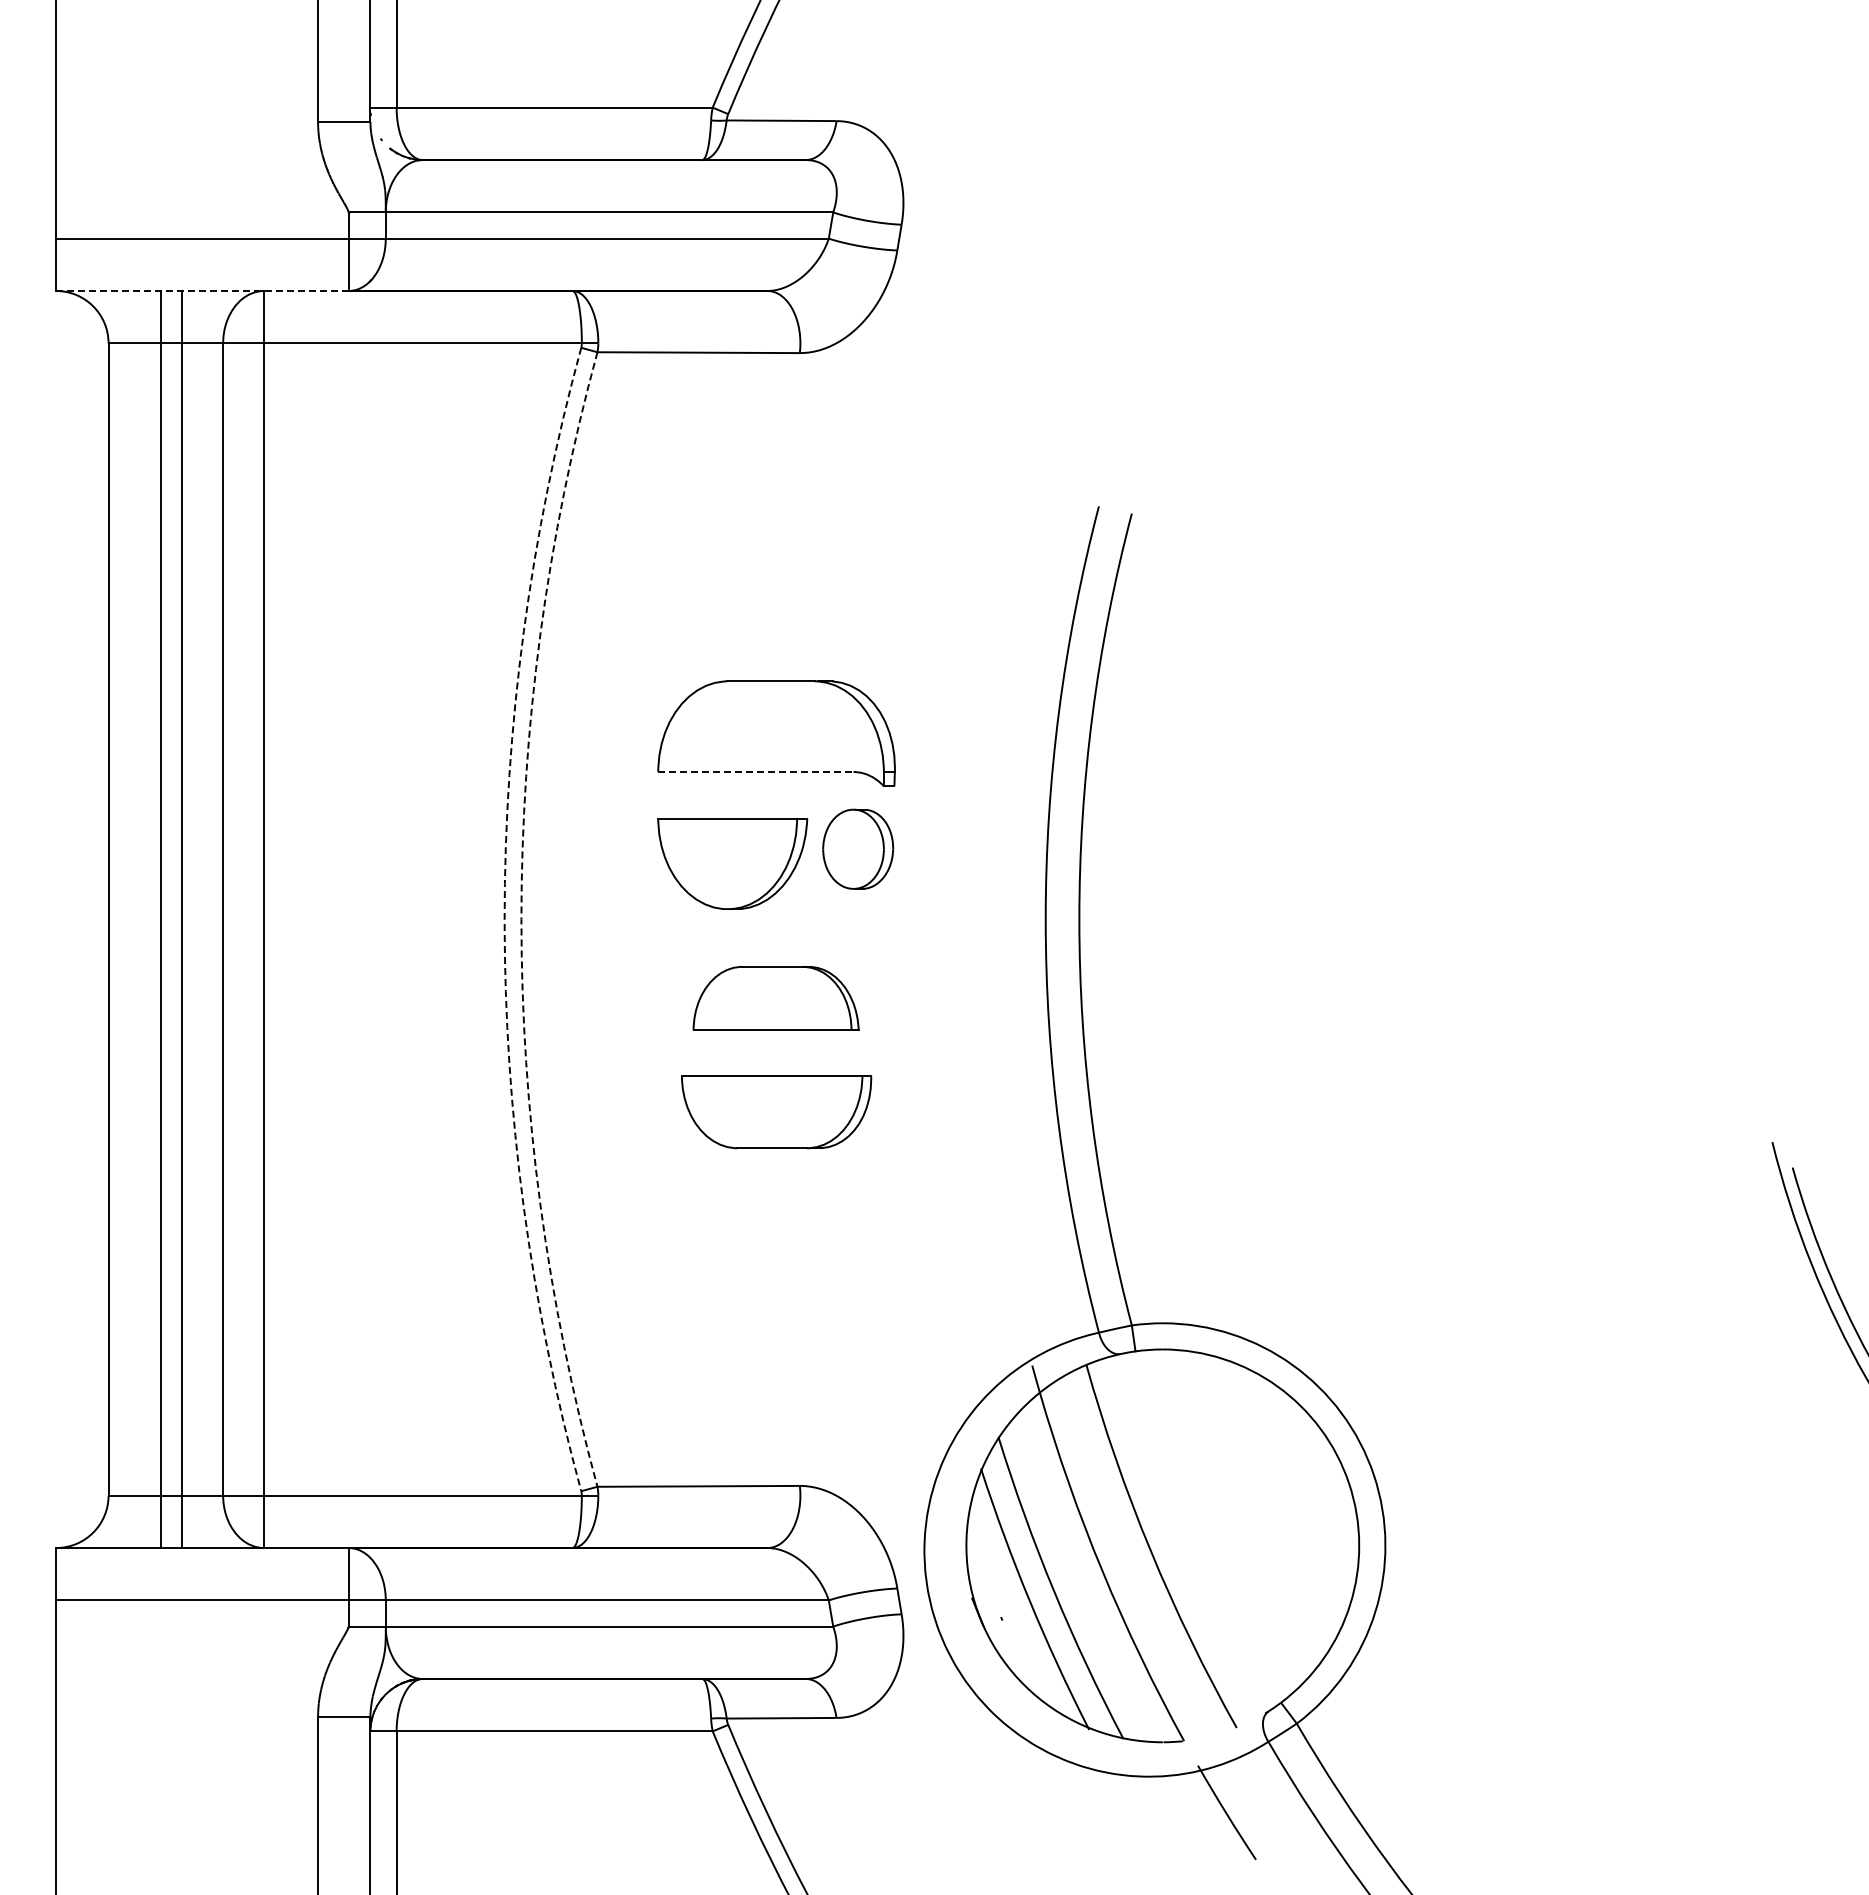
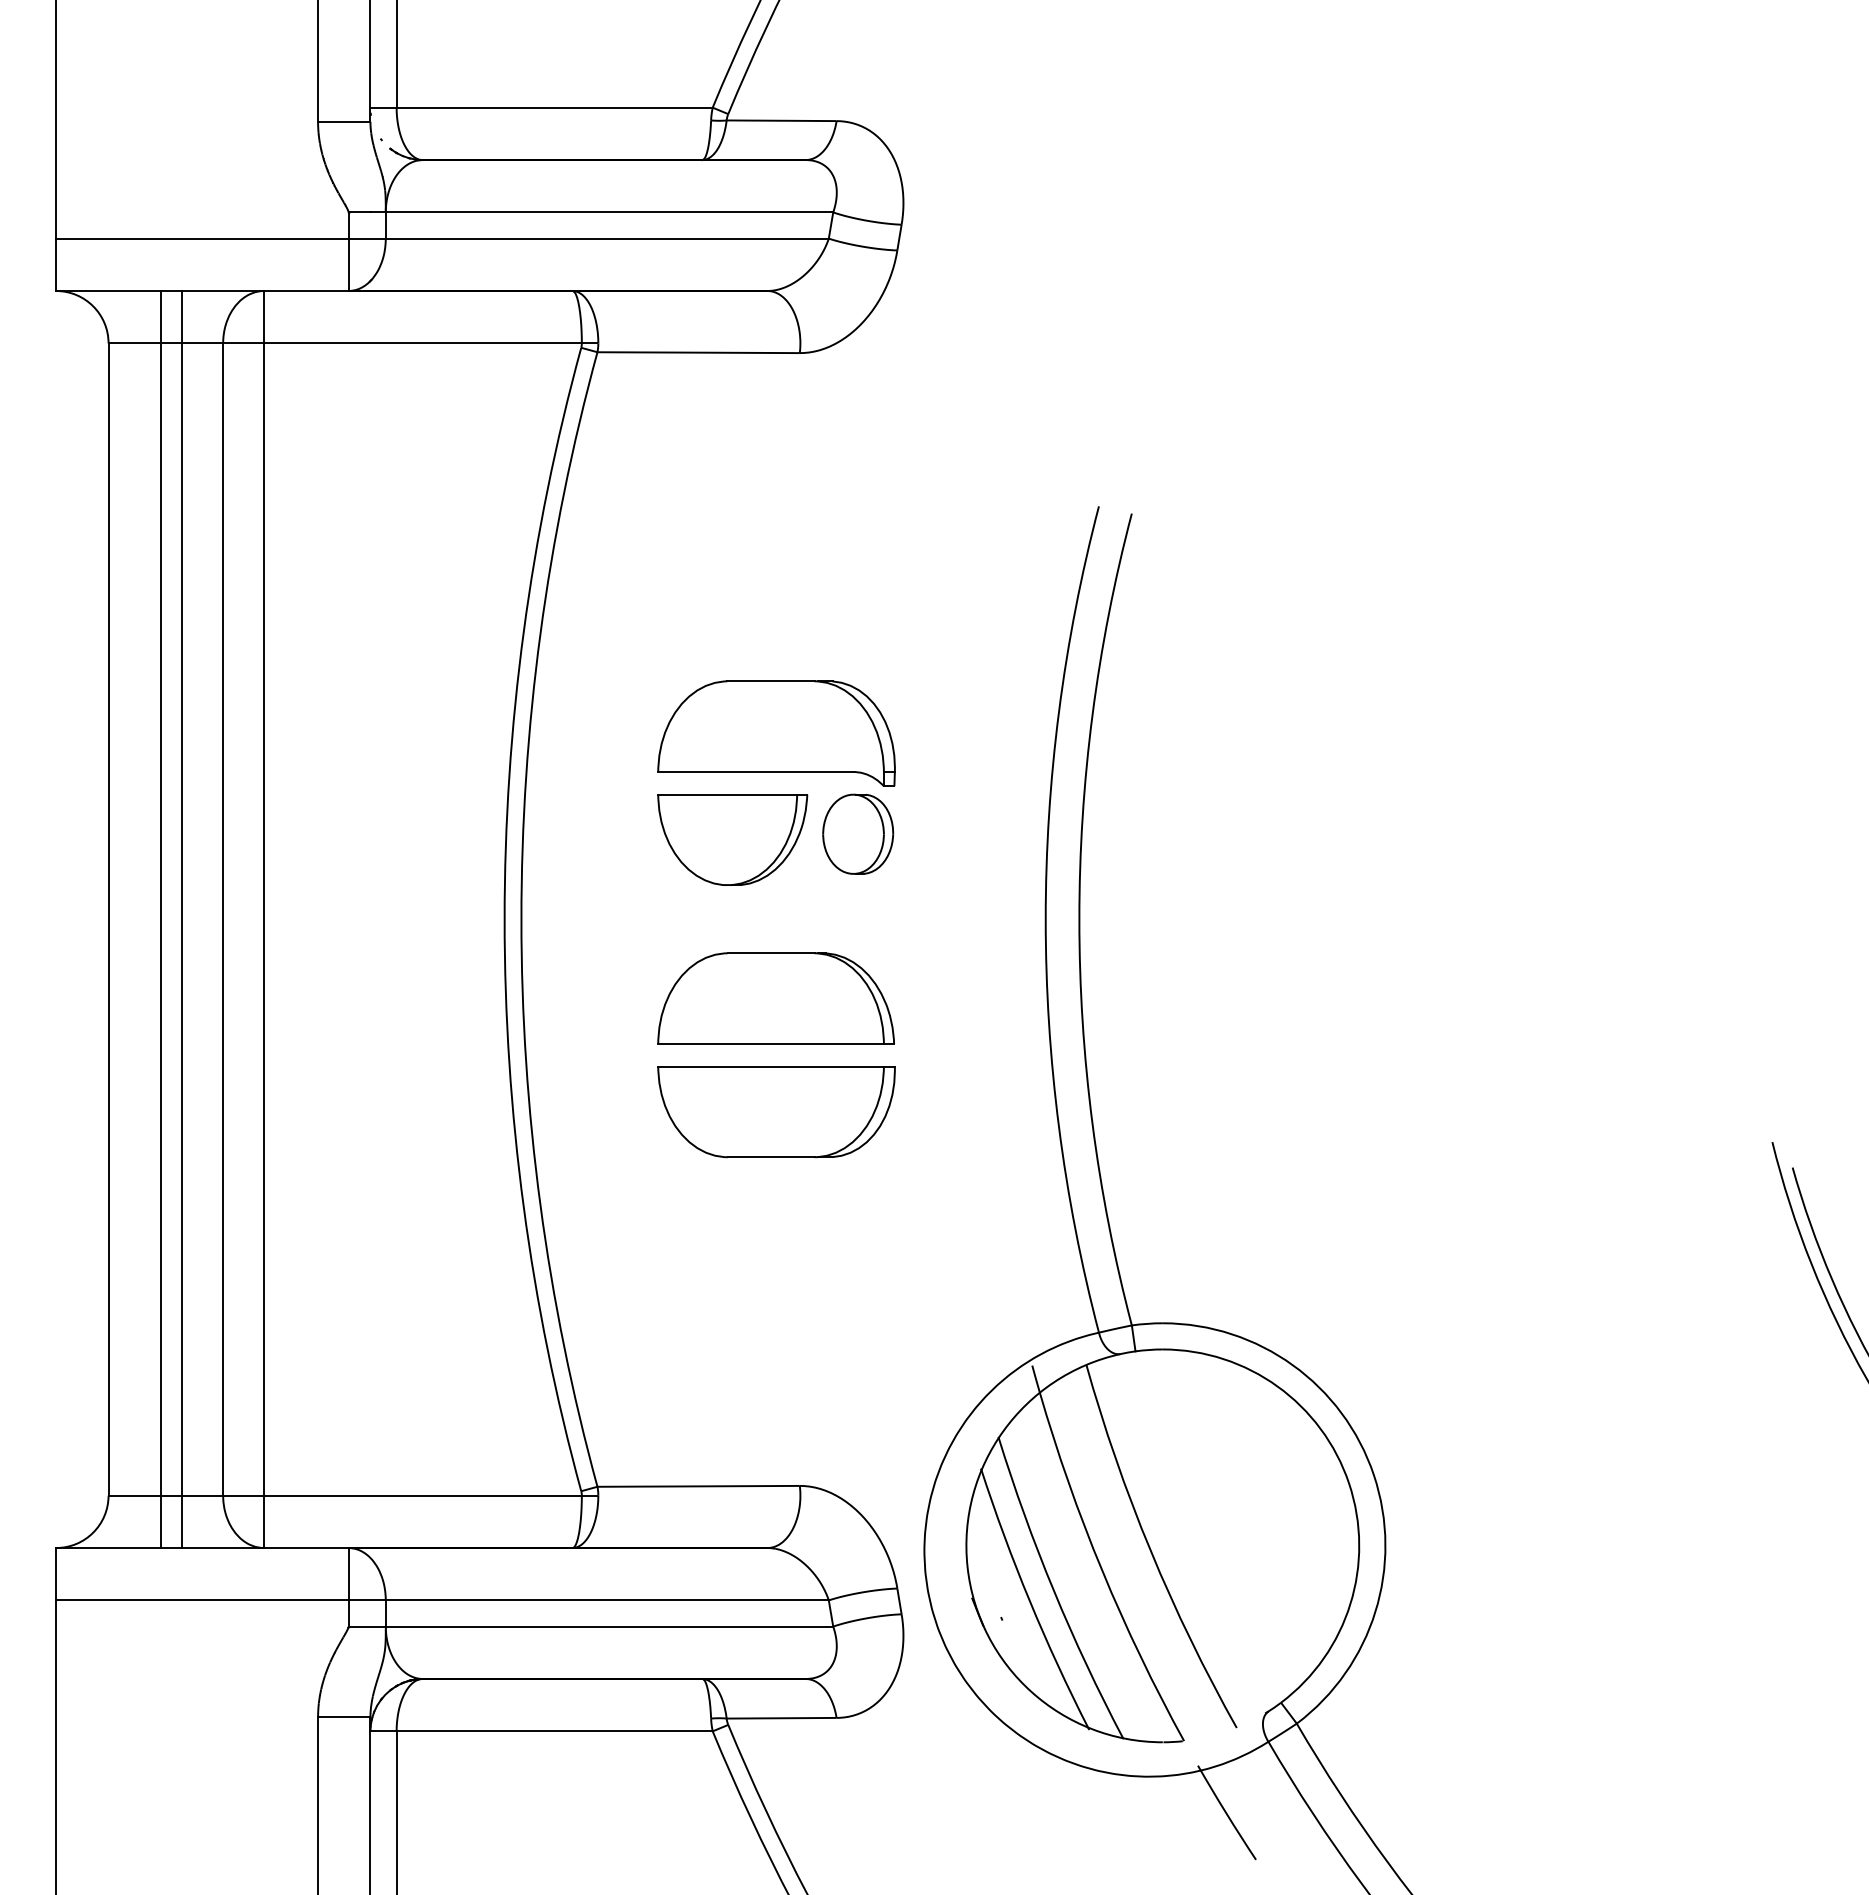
line: dashed -> solid (202, 291)
line: dashed -> solid (755, 771)
part position: (858, 848) -> (858, 833) (858, 833)
part position: (732, 863) -> (732, 839) (732, 839)
arc: dashed -> solid (504, 919)
arc: dashed -> solid (521, 919)
part size: 168x65 px -> 238x93 px (775, 998)
part size: 192x75 px -> 239x93 px (776, 1112)
